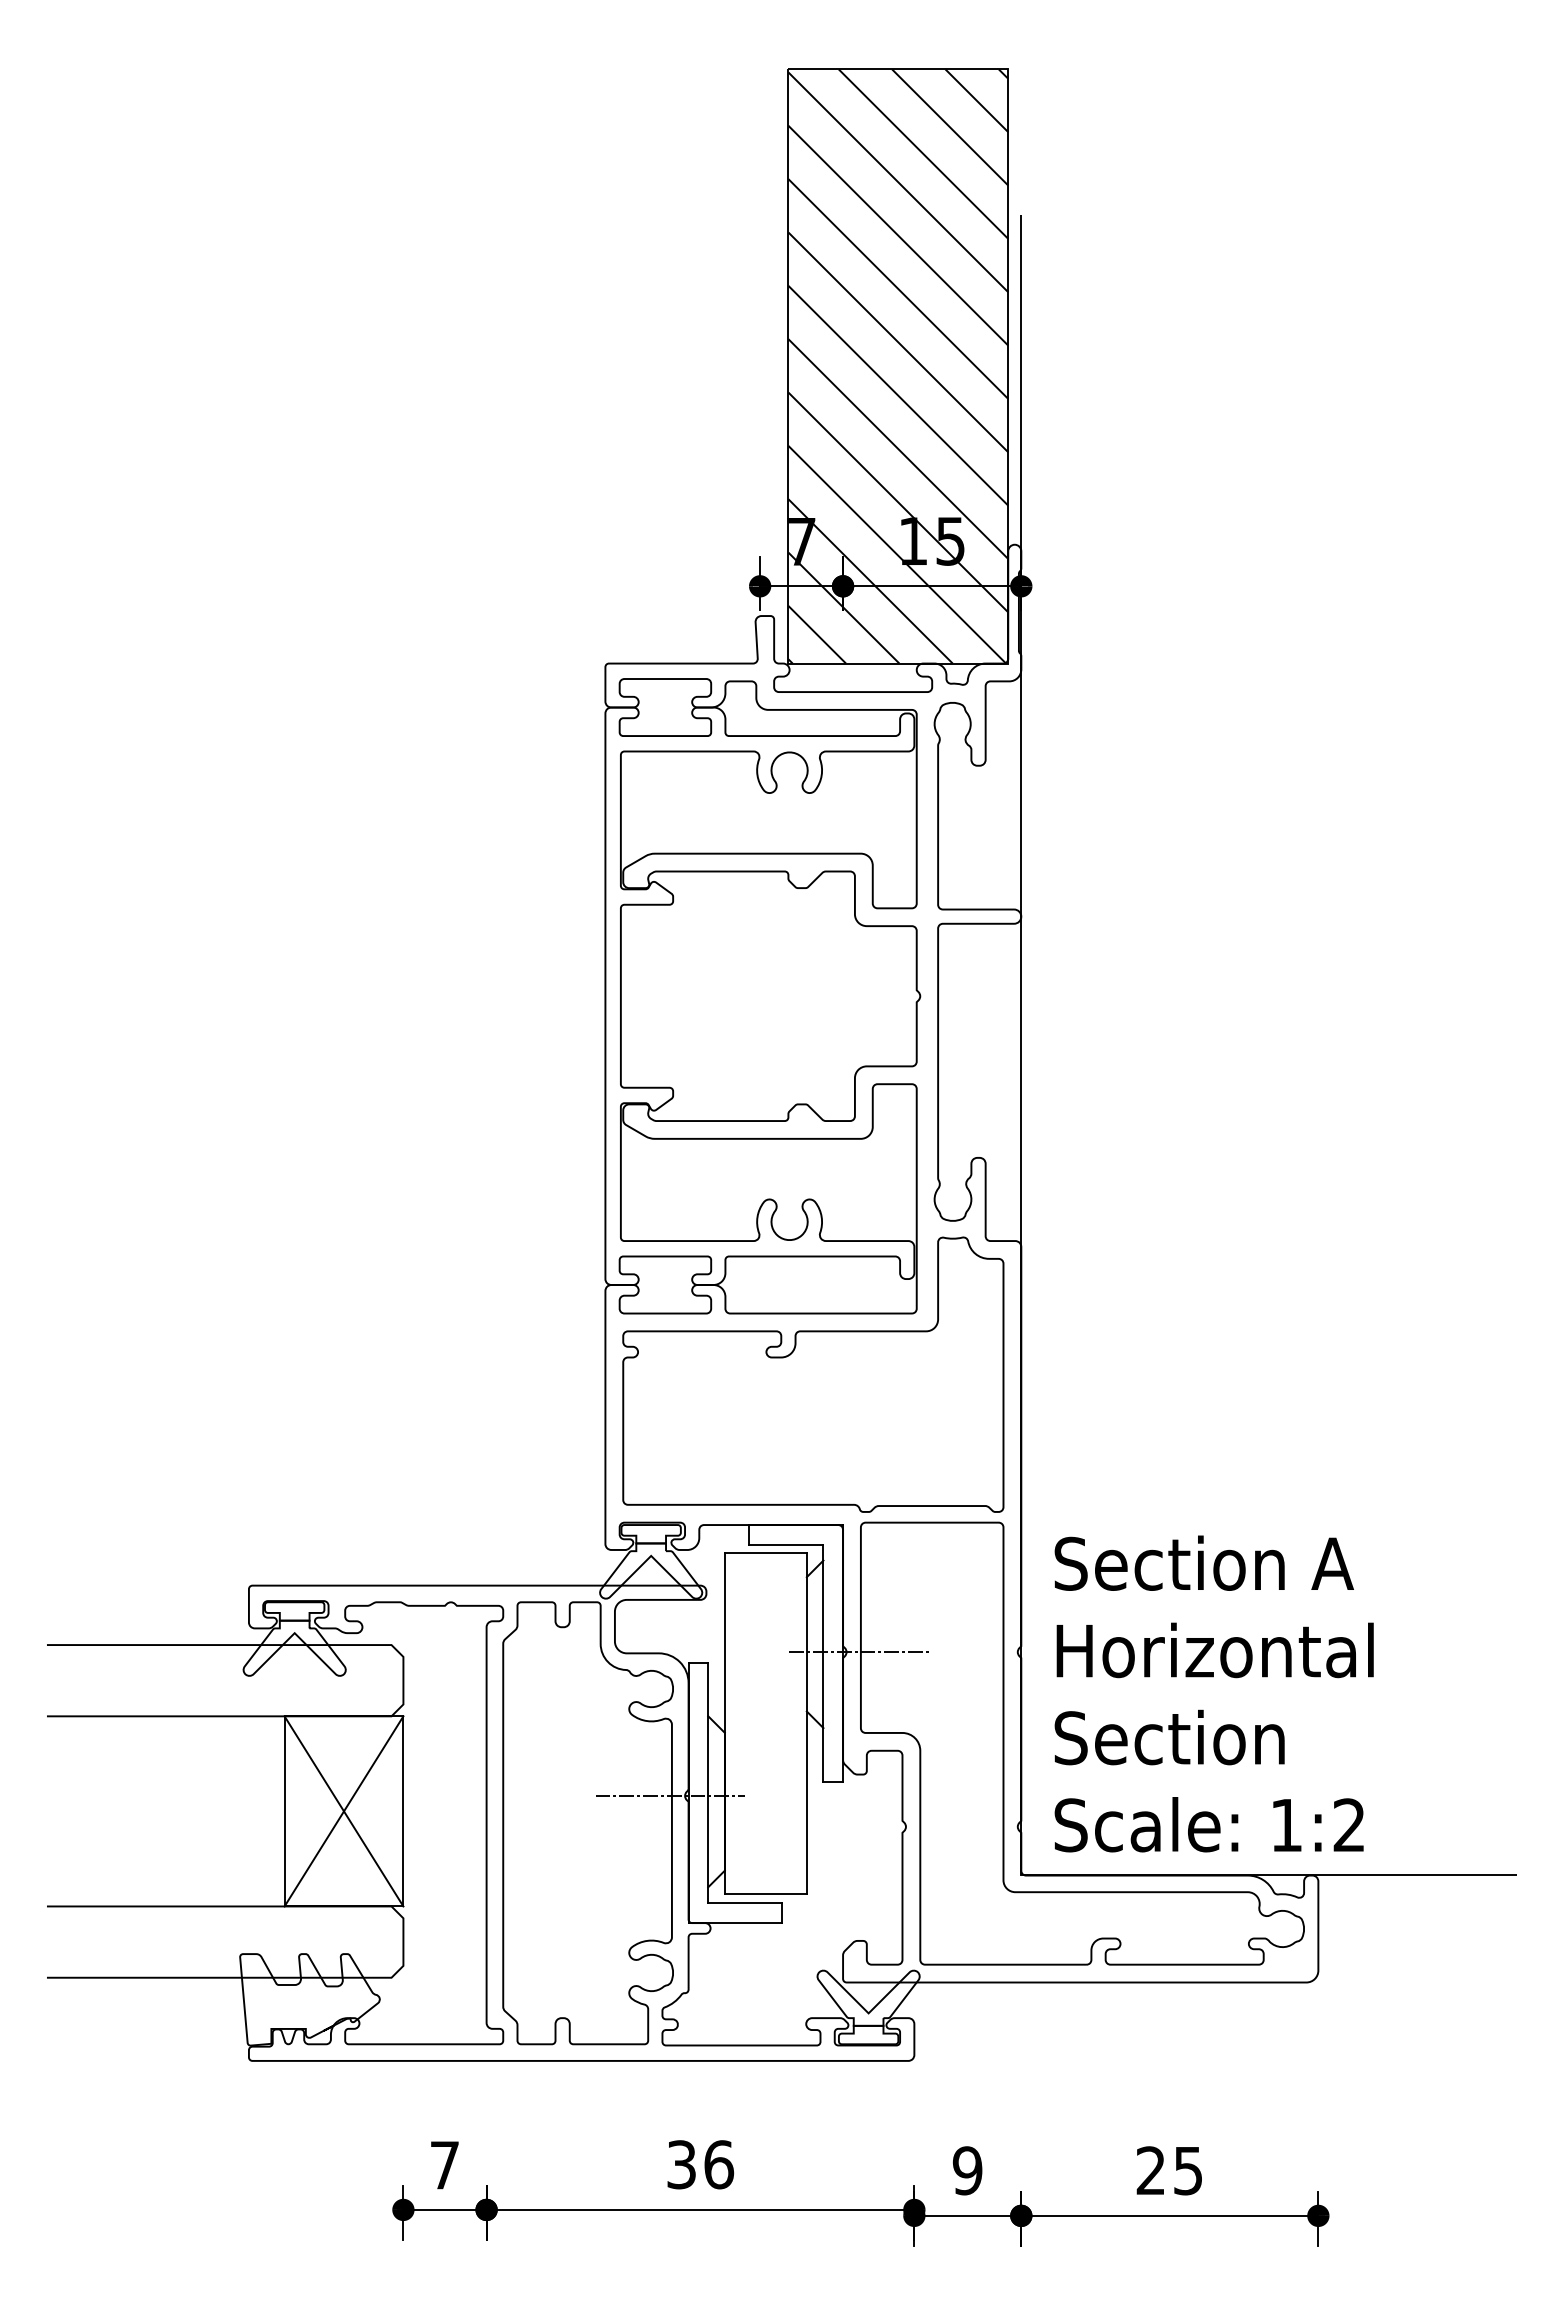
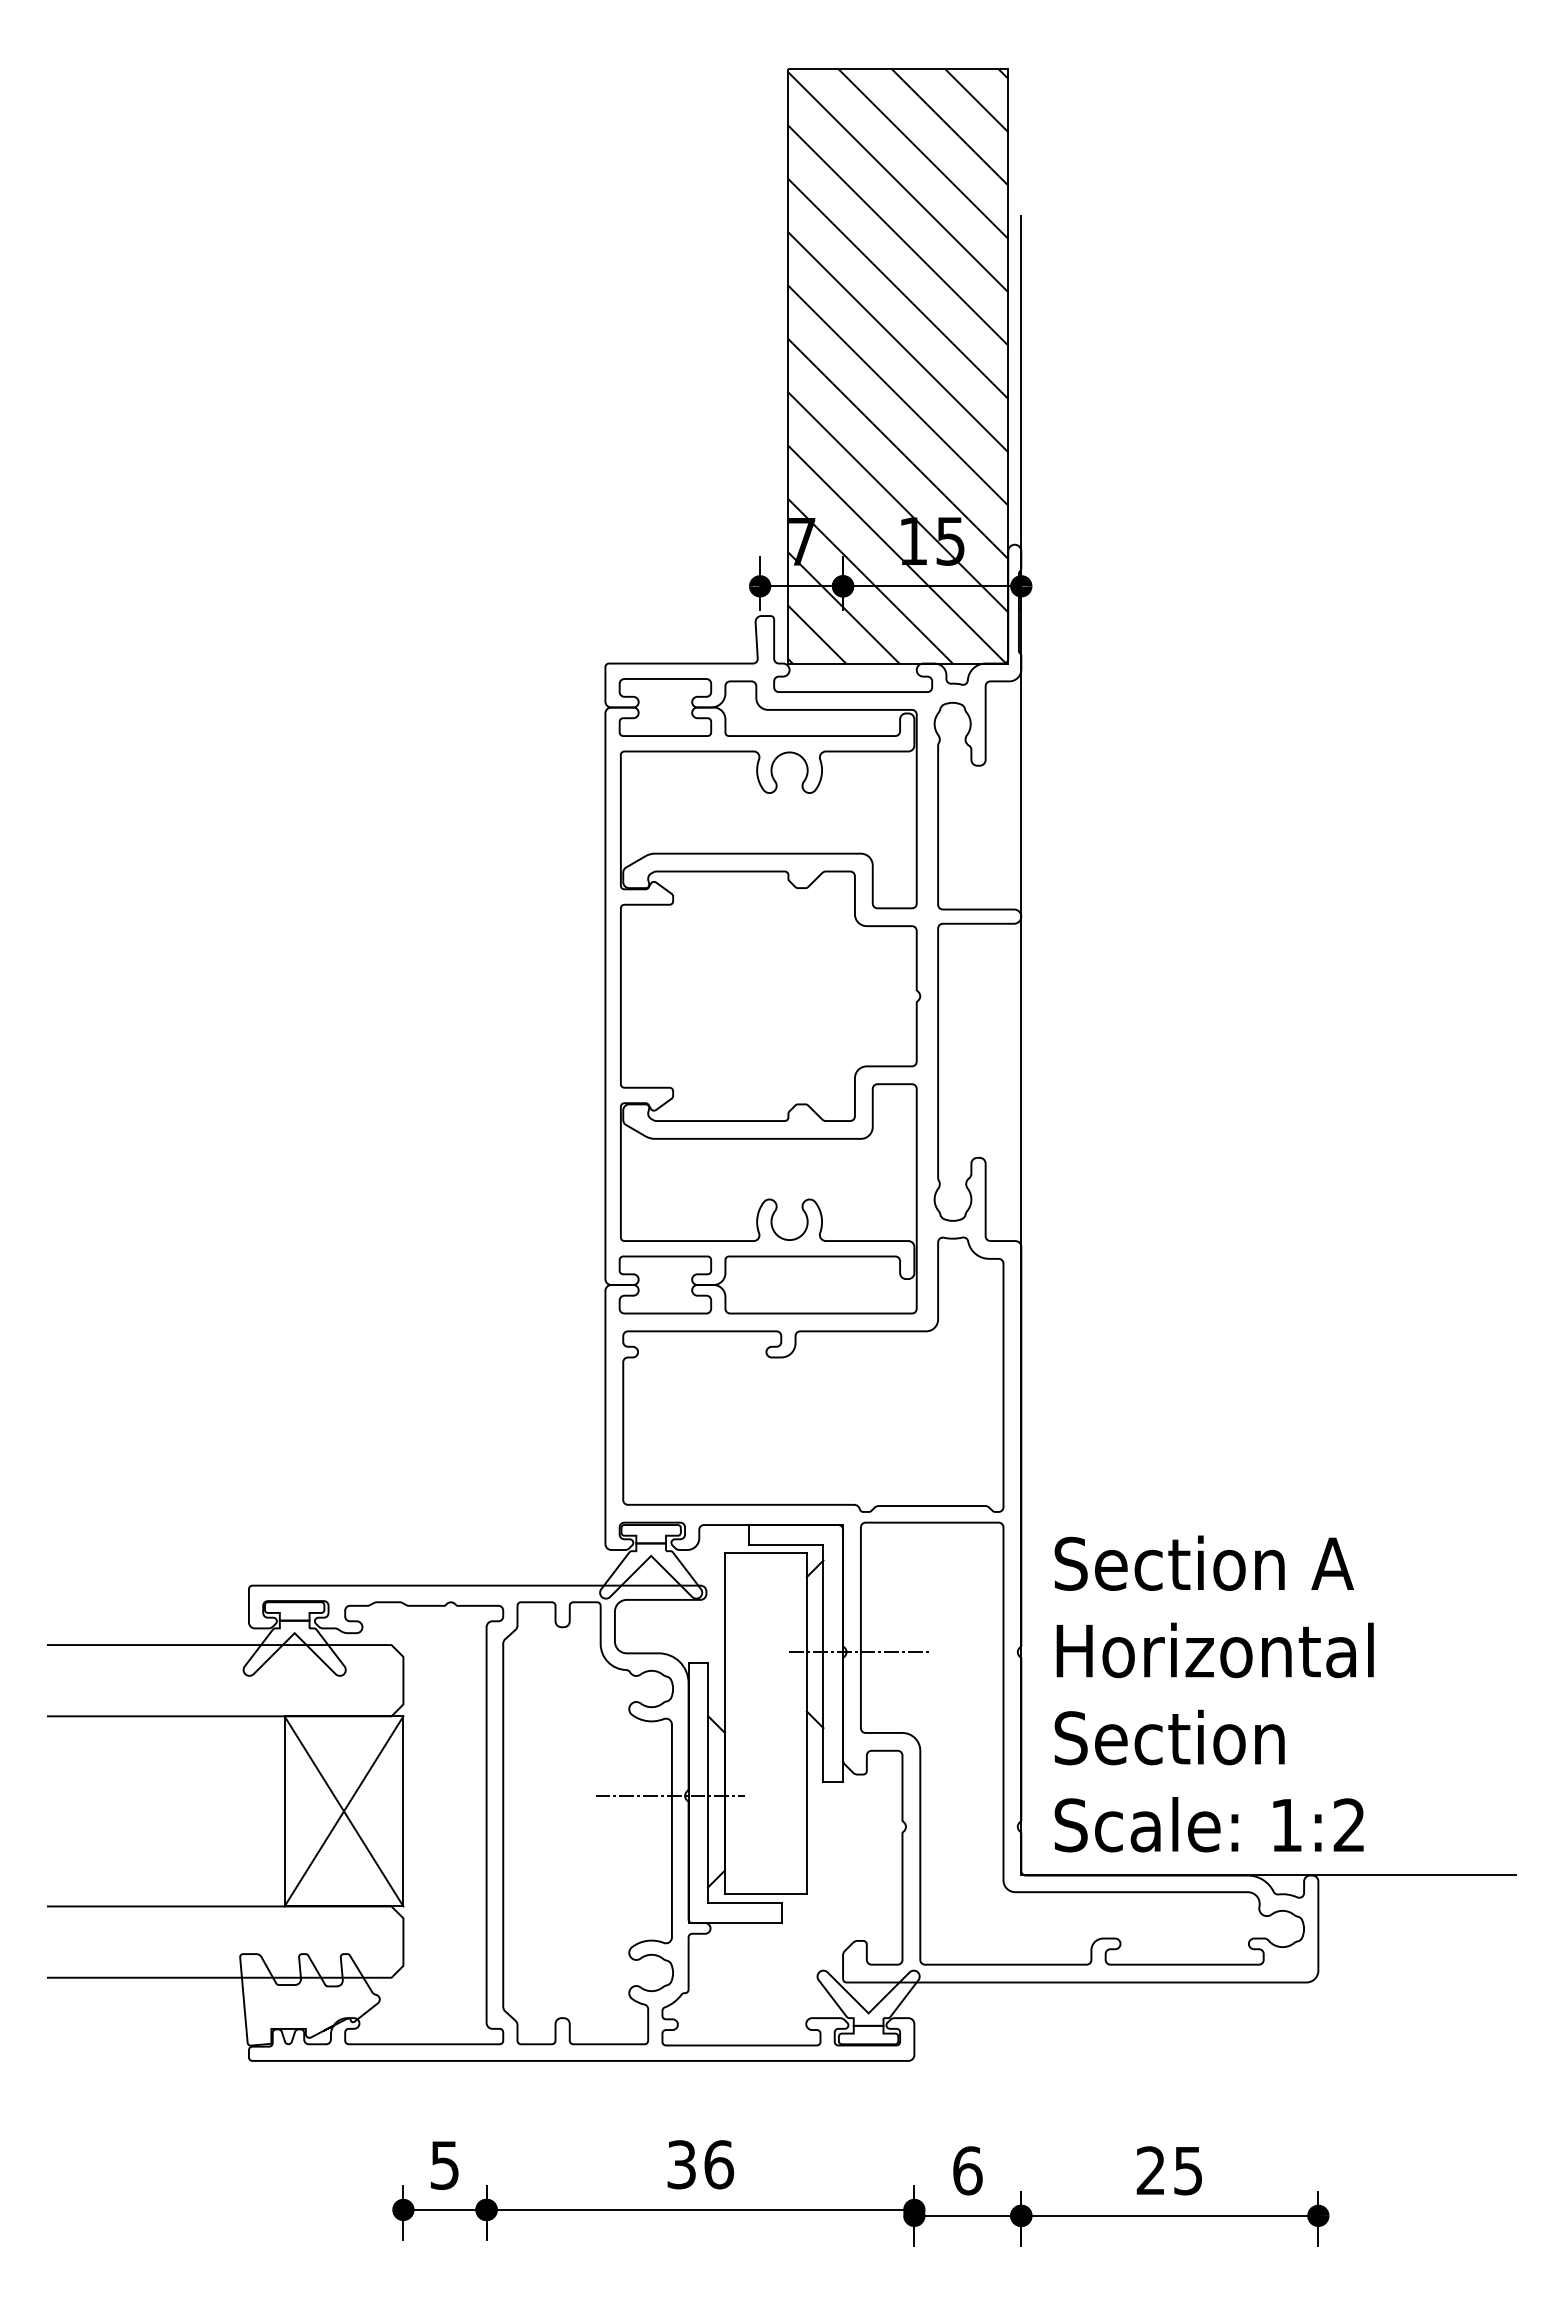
text: 7 -> 5 (444, 2165)
text: 9 -> 6 (967, 2170)
